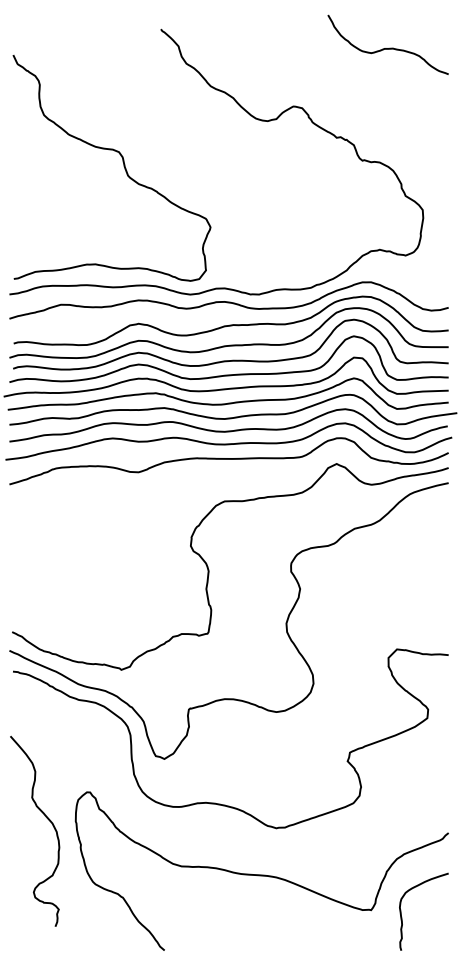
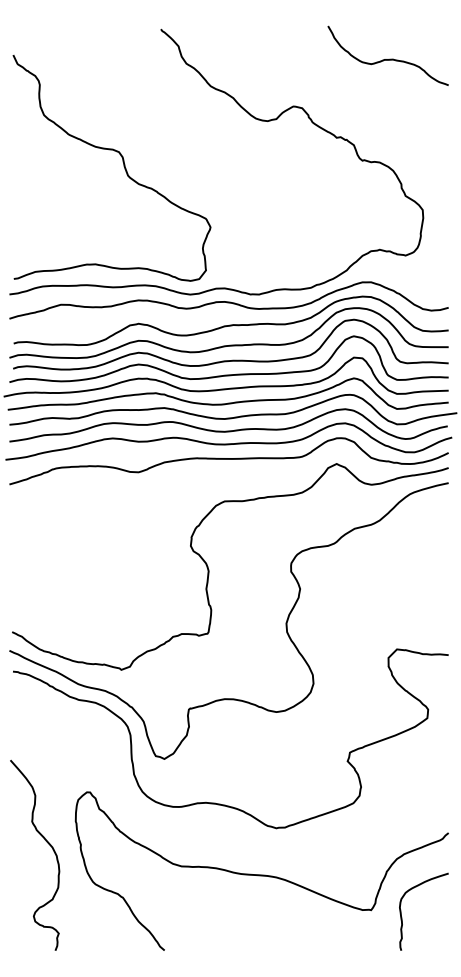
curve position: (389, 47) -> (389, 58) (389, 58)
curve position: (46, 818) -> (46, 842) (46, 842)
